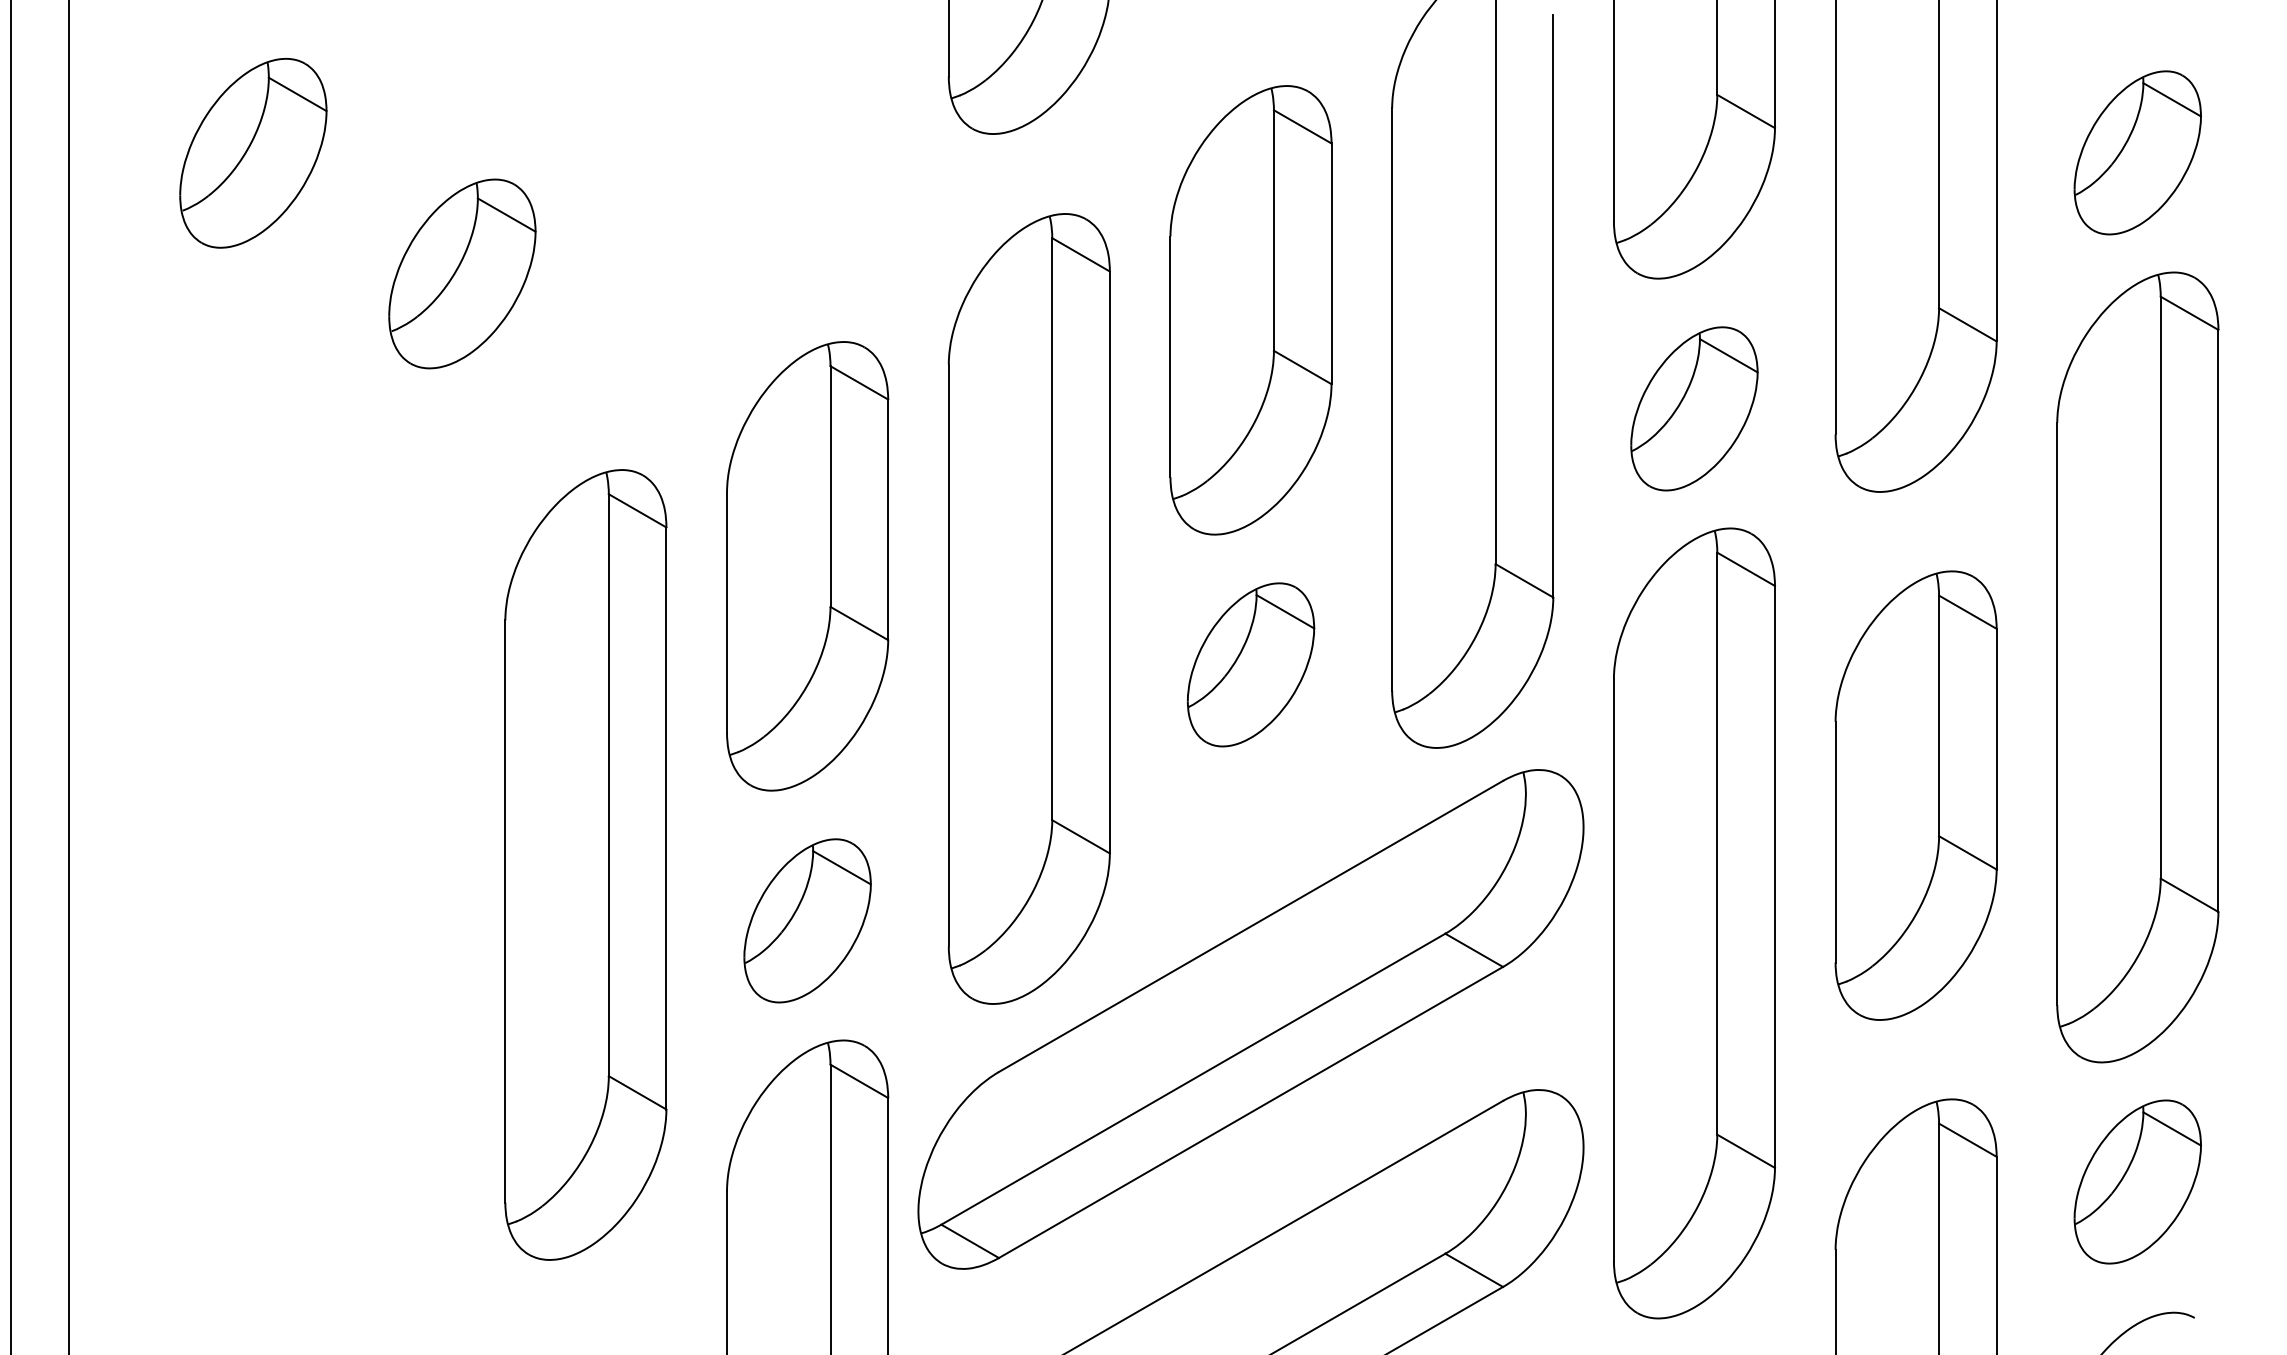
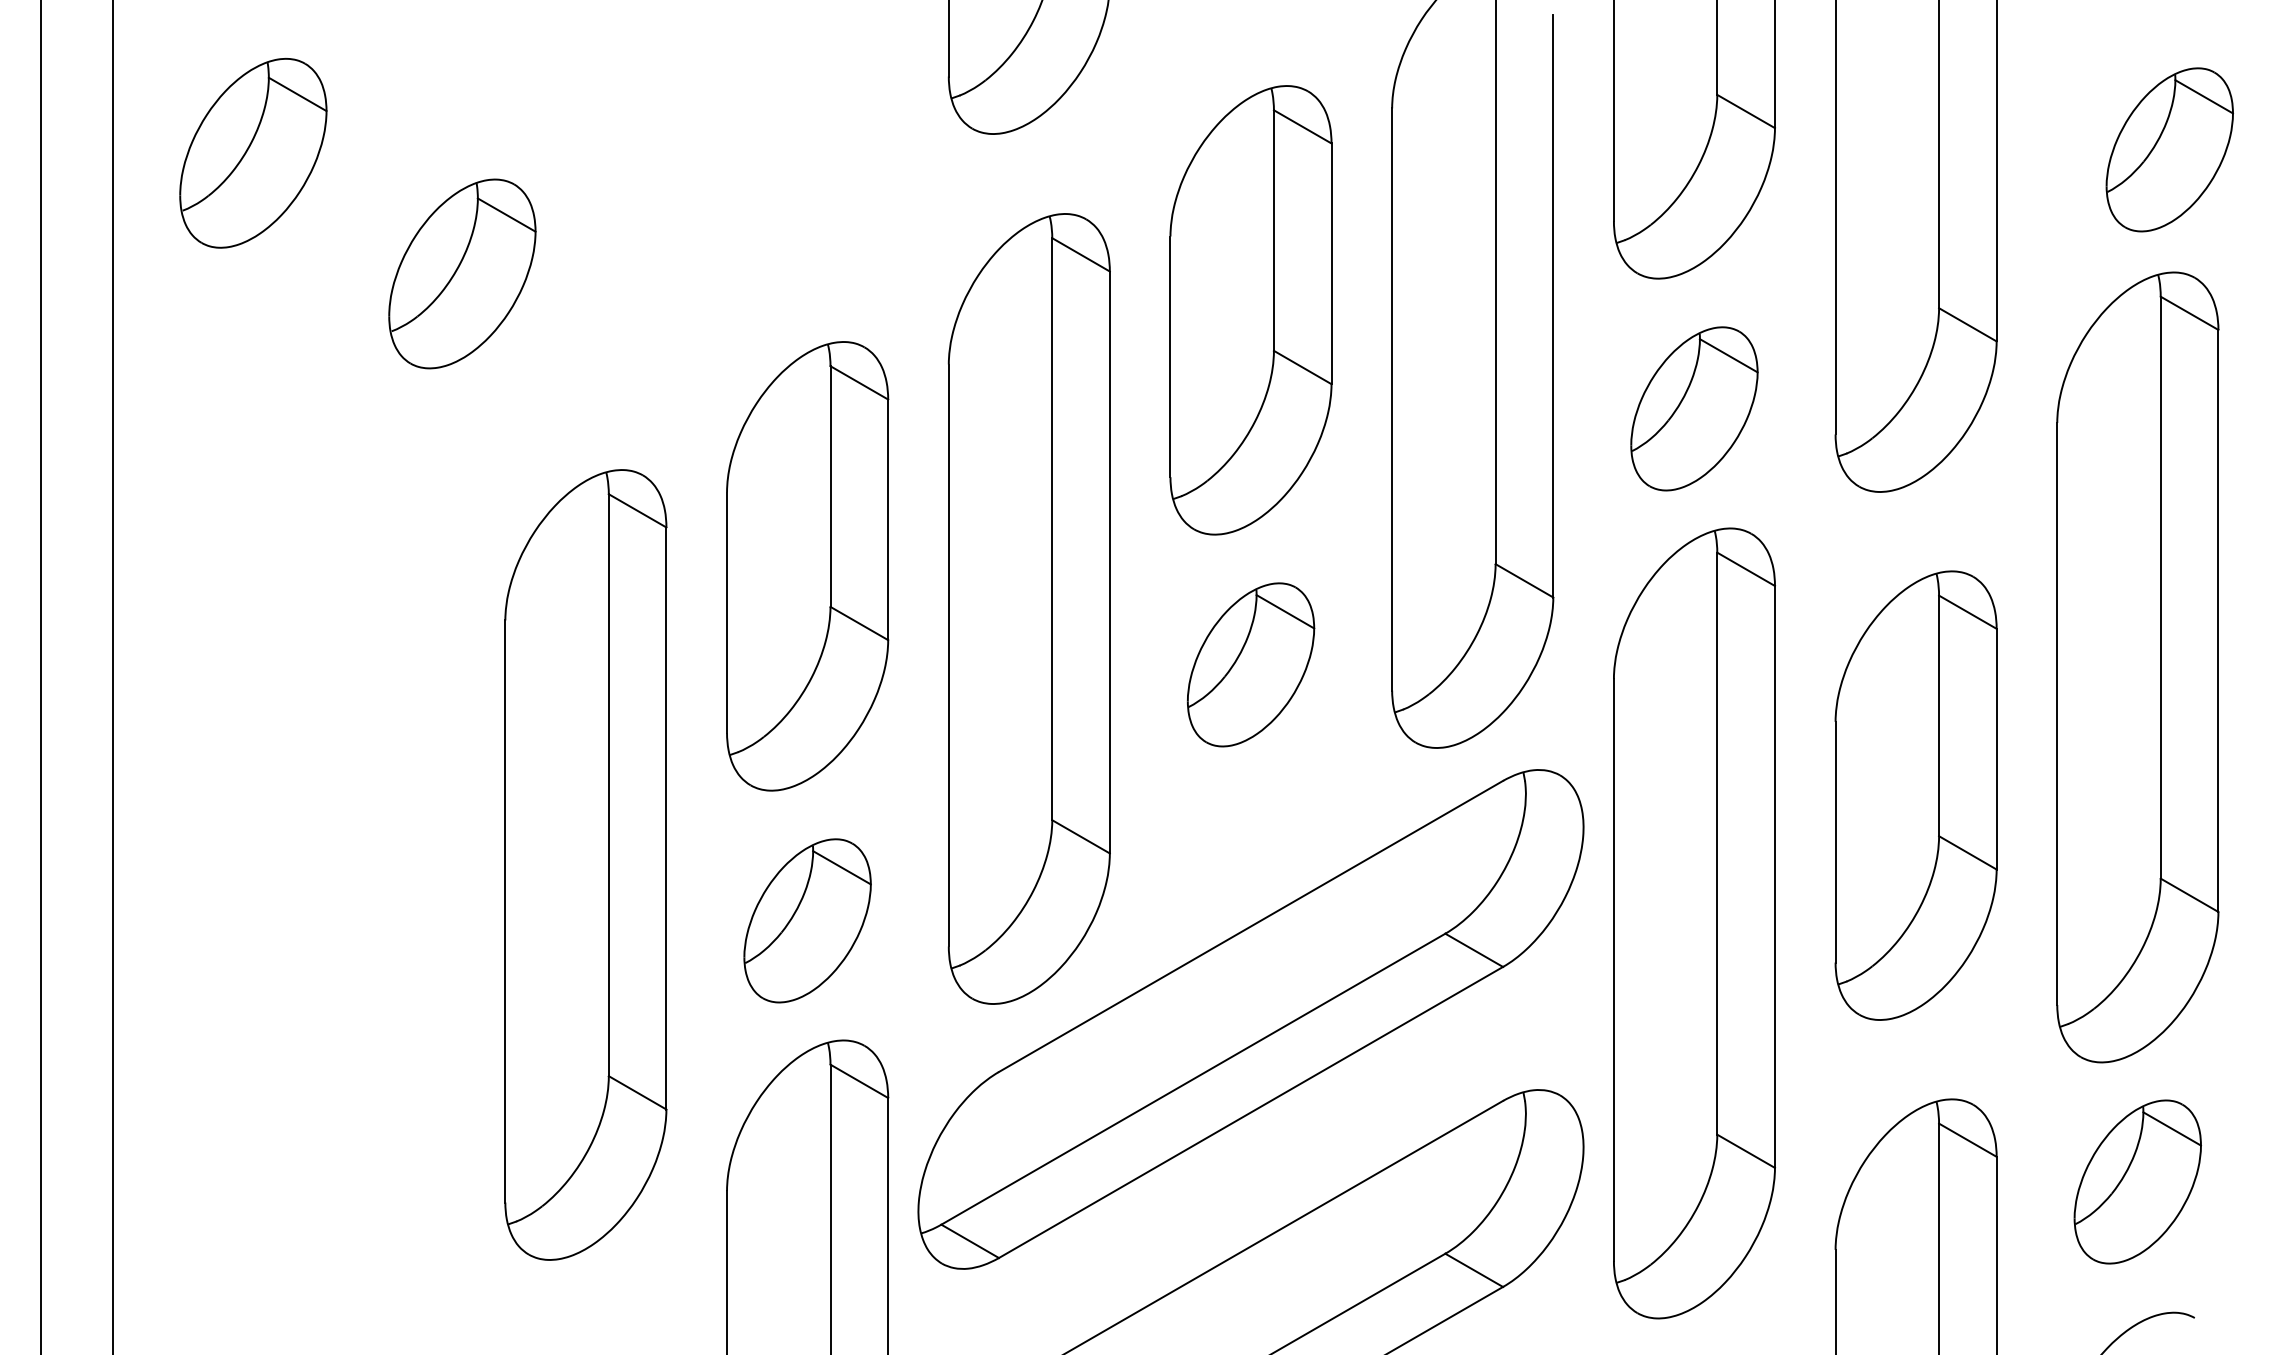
part position: (2137, 152) -> (2169, 149) (2169, 149)
line position: (10, 676) -> (40, 676) (40, 676)
line position: (68, 676) -> (112, 676) (112, 676)
